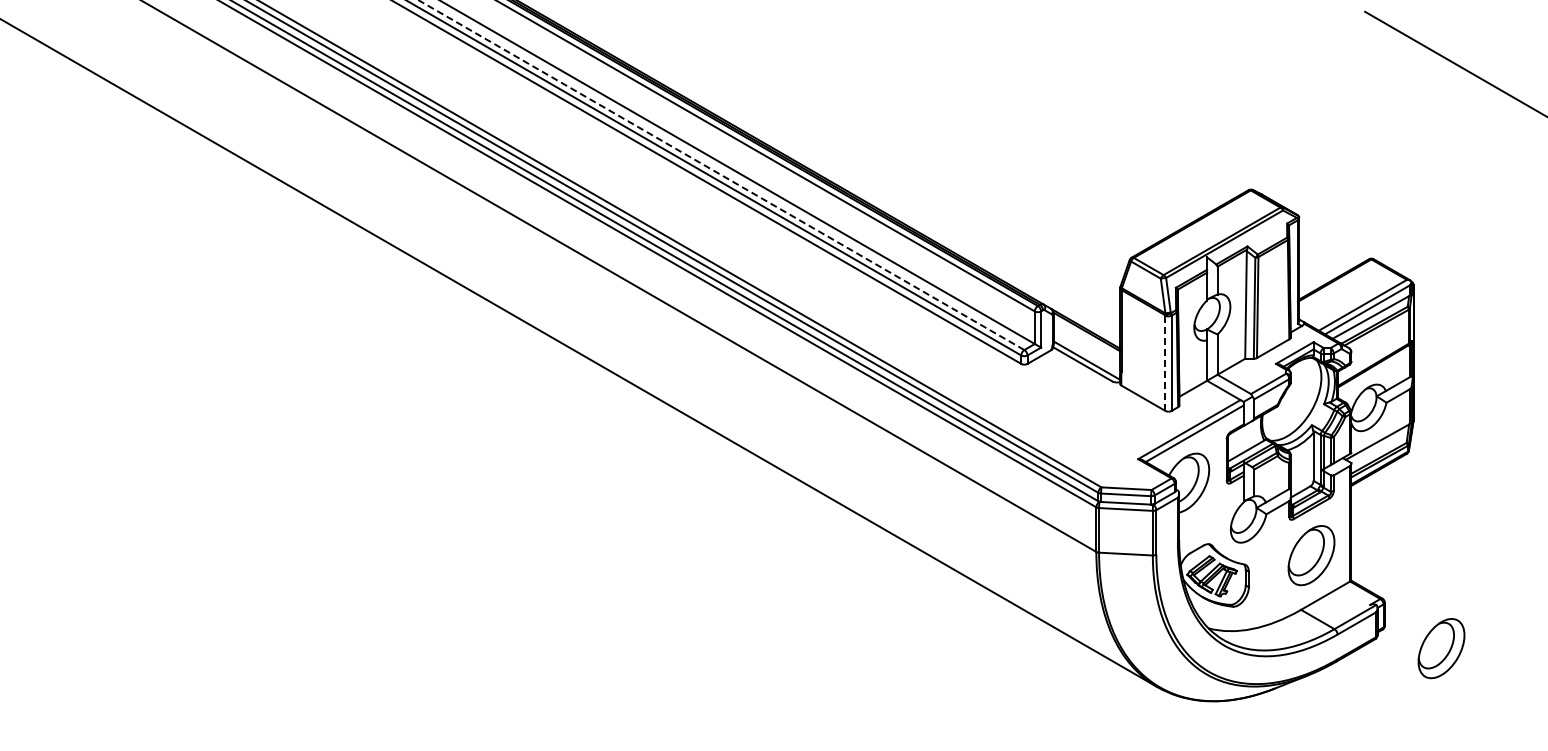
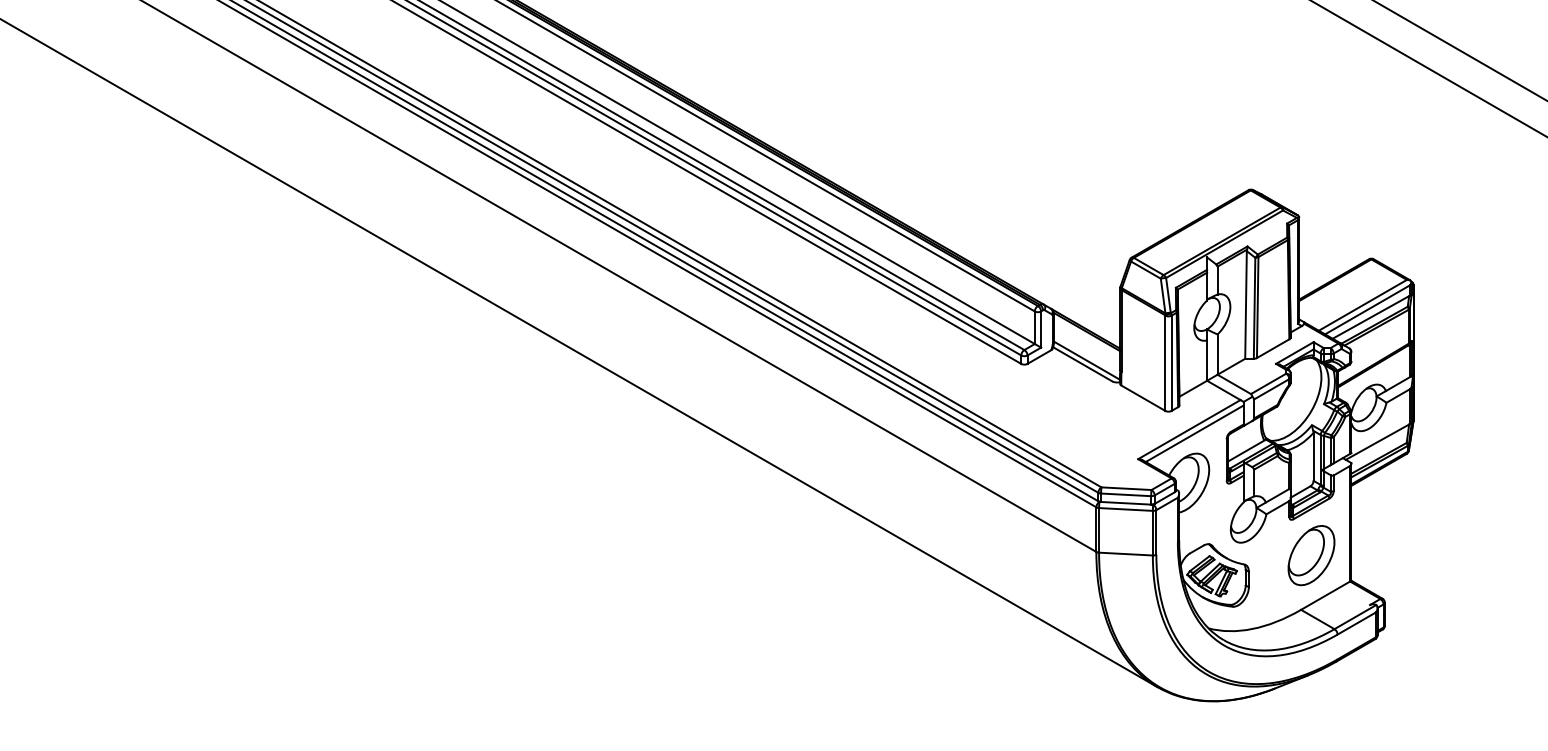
line position: (1454, 63) -> (1460, 50) (1460, 50)
line: none -> present (1428, 68)
line: dashed -> solid (721, 175)
line: dashed -> solid (1165, 363)
part: present -> none (1441, 648)
